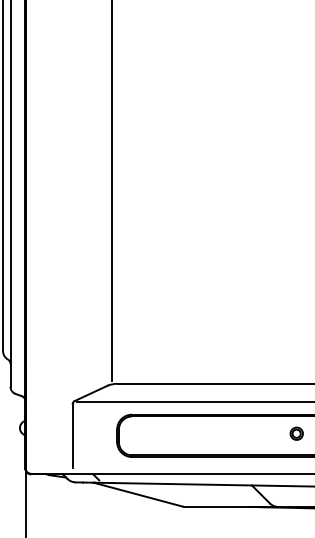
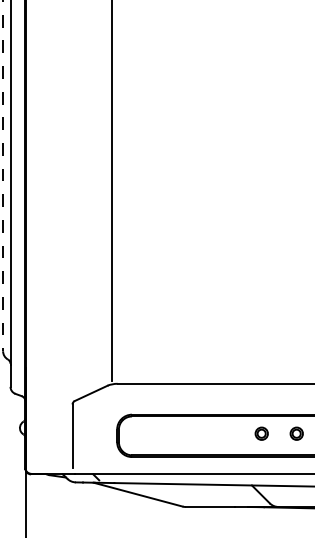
line: solid -> dashed (3, 176)
line: present -> none (194, 402)
part: none -> present (261, 433)
